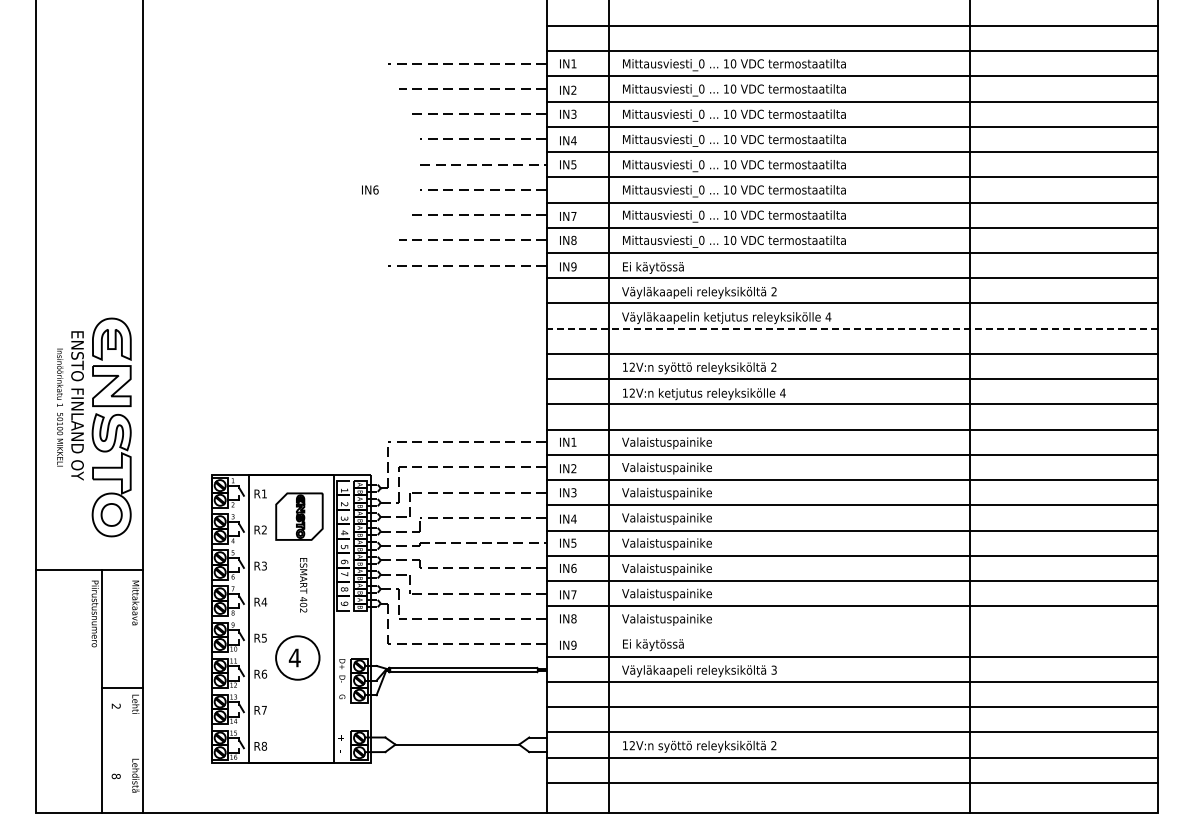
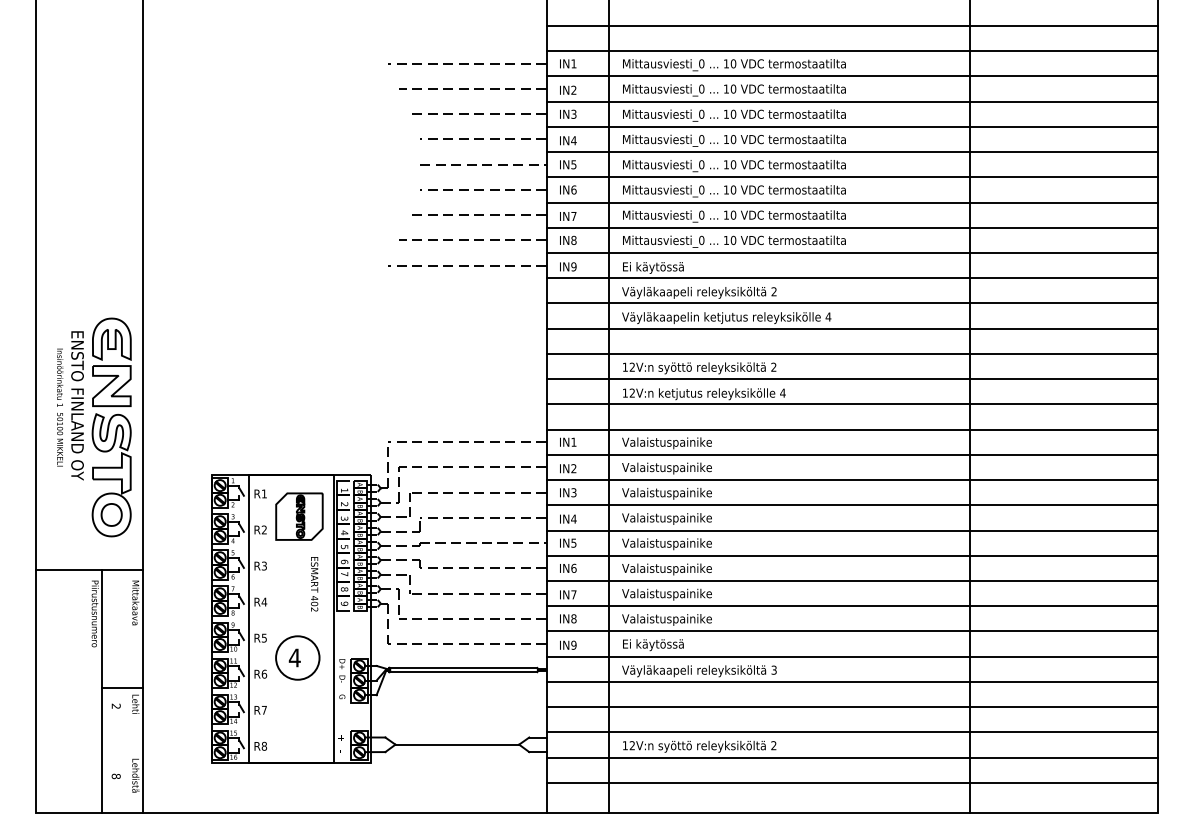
text position: (370, 189) -> (568, 189) (568, 189)
line: dashed -> solid (852, 328)
text position: (303, 585) -> (314, 584) (314, 584)
line: none -> present (852, 631)
